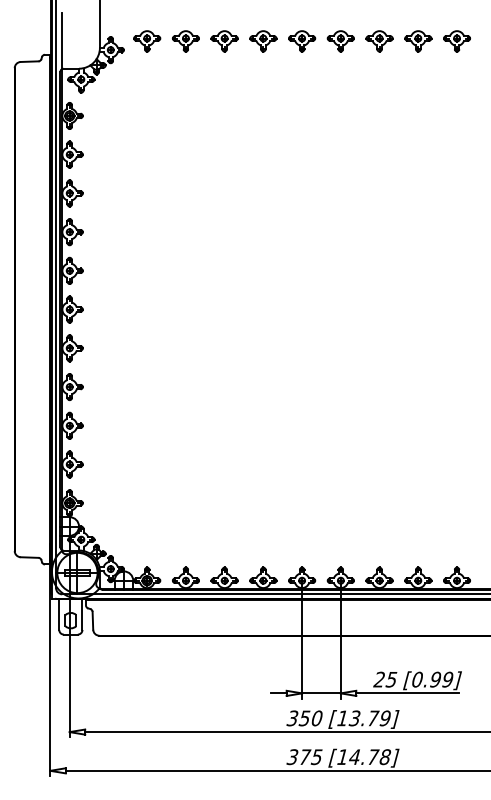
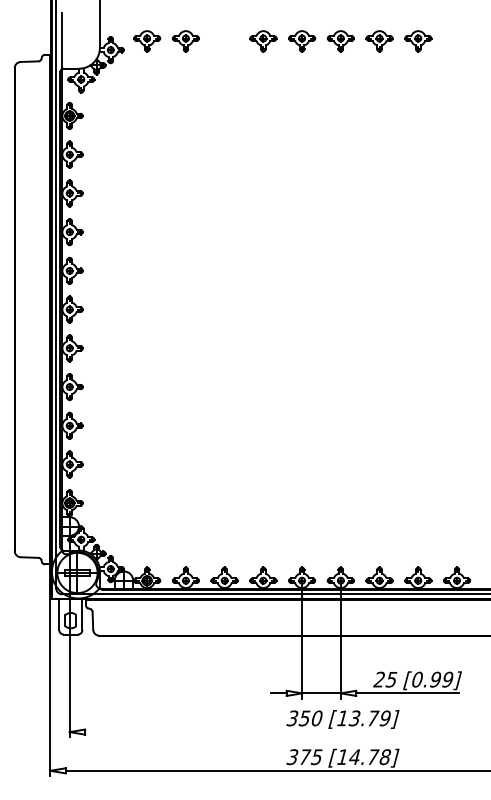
part: present -> none (224, 41)
part: present -> none (456, 41)
line: present -> none (286, 732)
